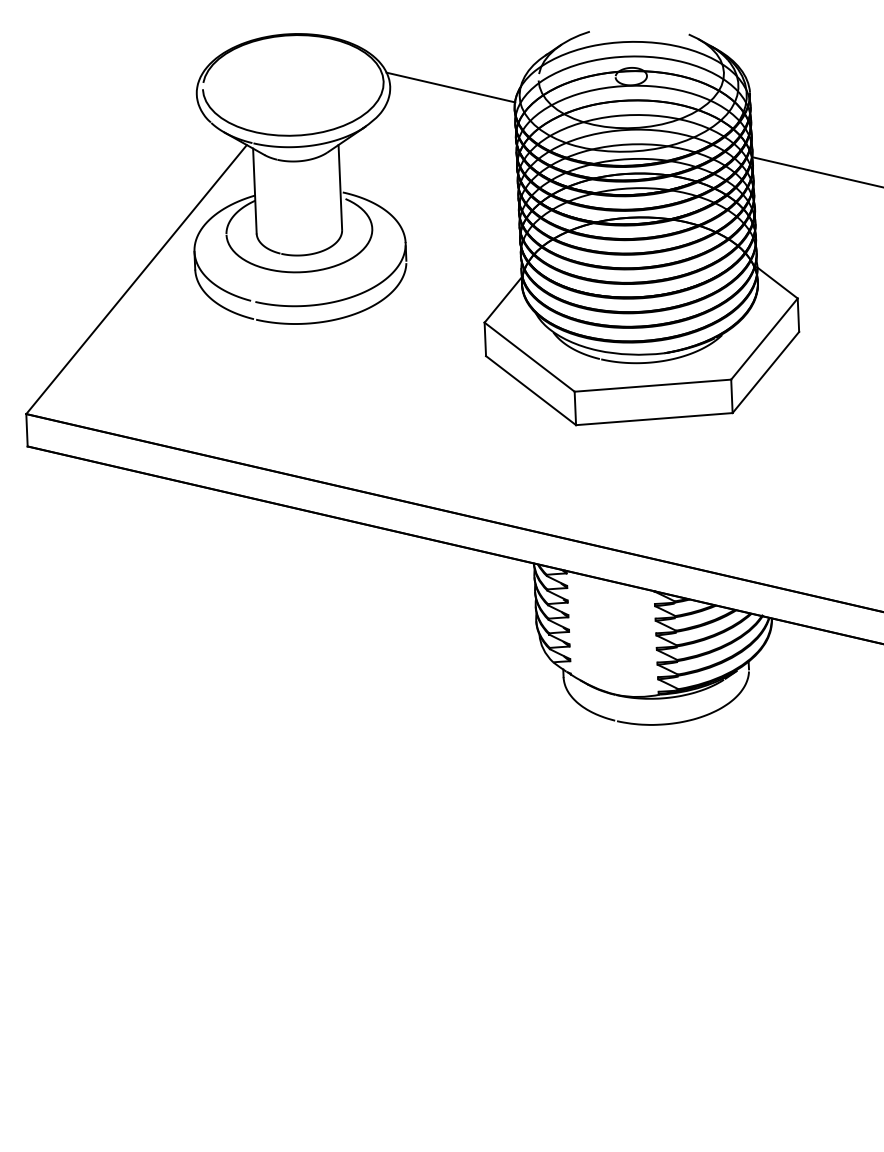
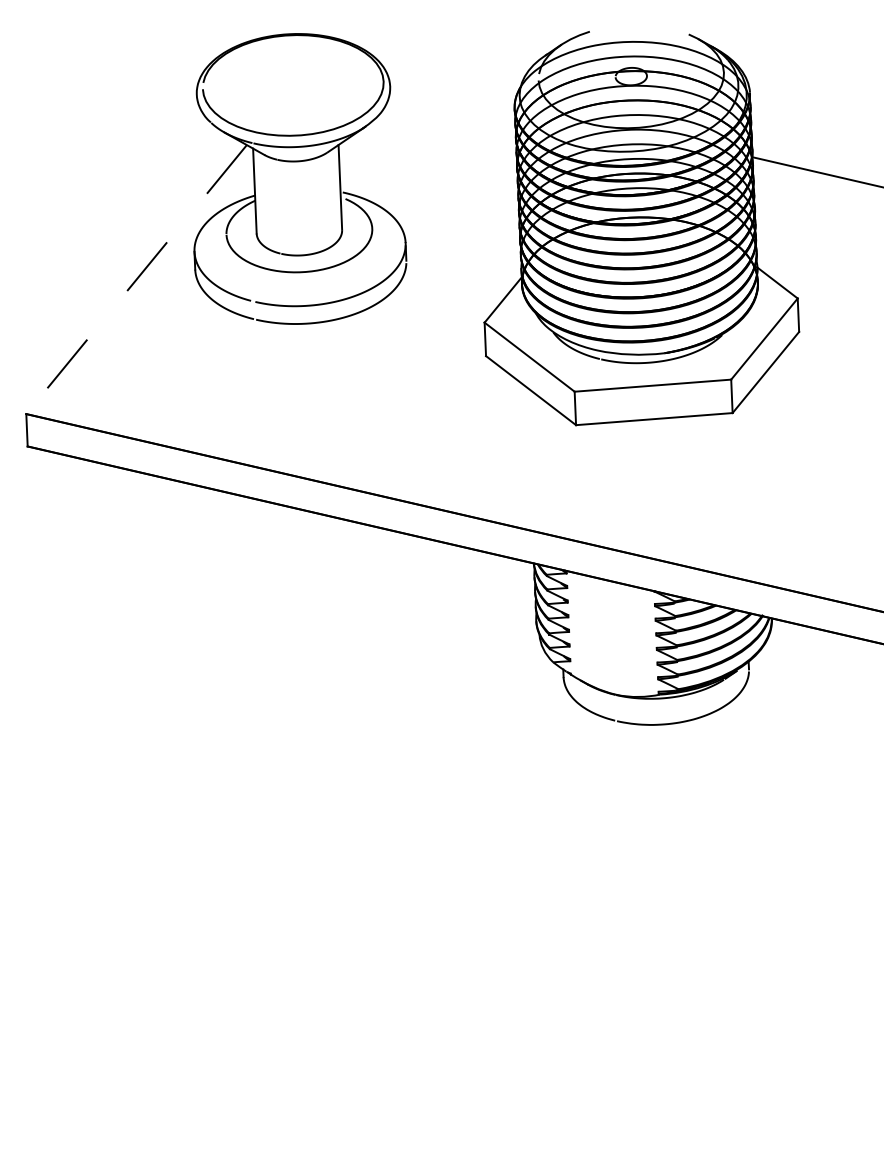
line: present -> none (450, 87)
line: solid -> dashed (136, 279)
